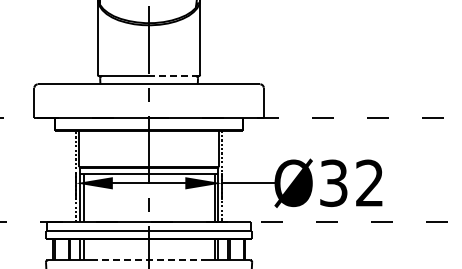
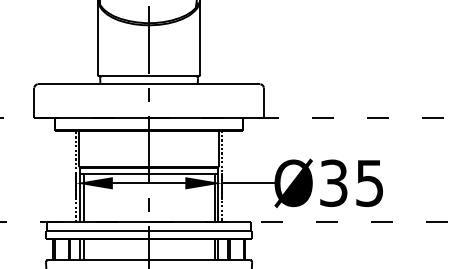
line: dashed -> solid (173, 76)
text: Ø32 -> Ø35 (369, 183)
line: dashed -> solid (149, 260)
